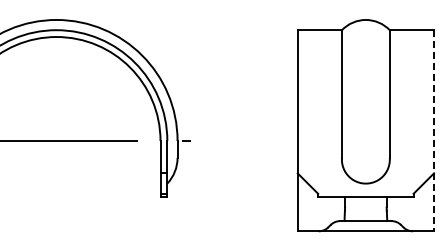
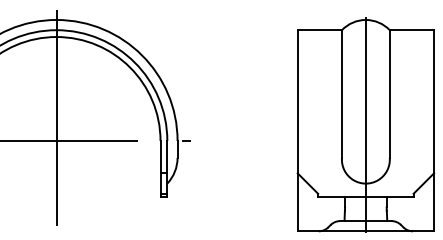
line: none -> present (56, 114)
line: none -> present (365, 126)
line: dashed -> solid (434, 130)
